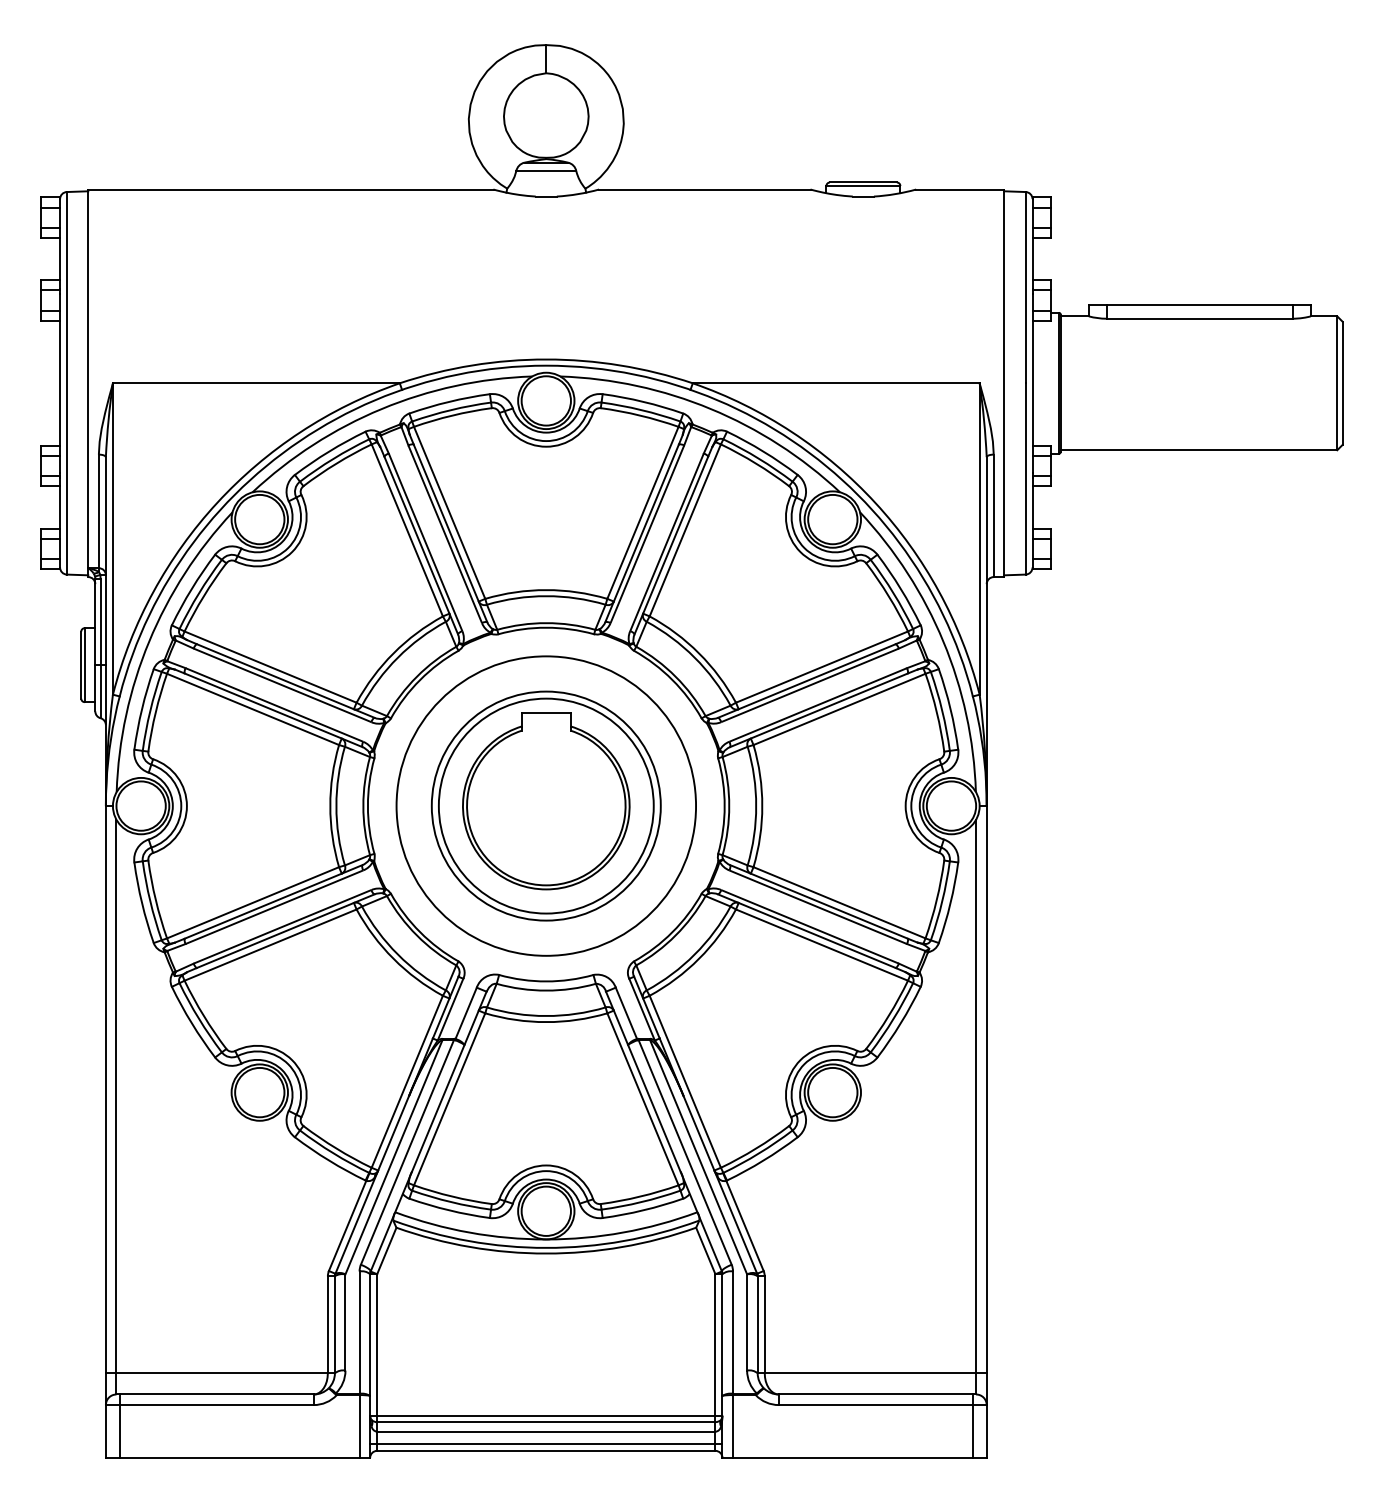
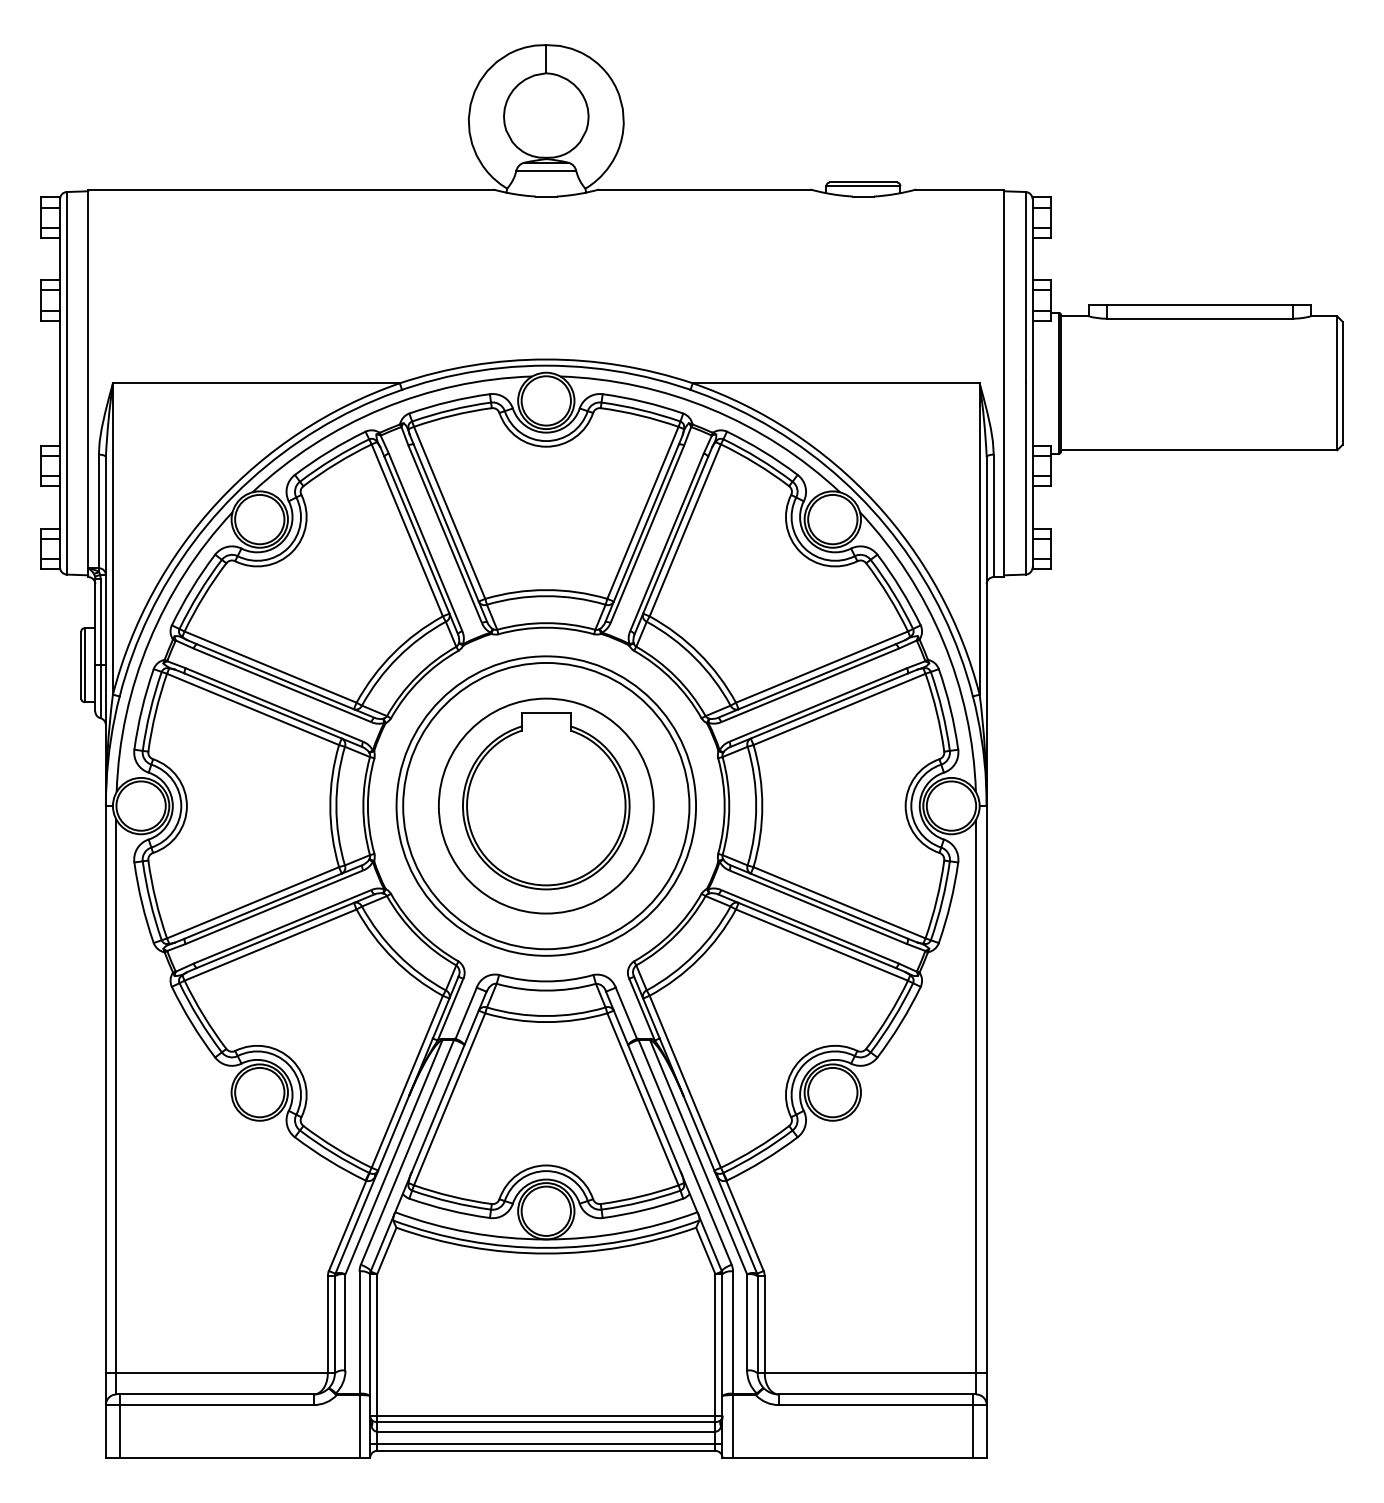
circle diameter: 229 px -> 286 px (546, 805)
